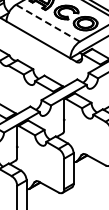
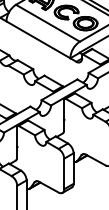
line: dashed -> solid (47, 23)
